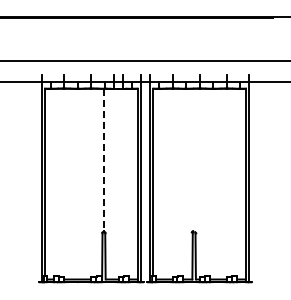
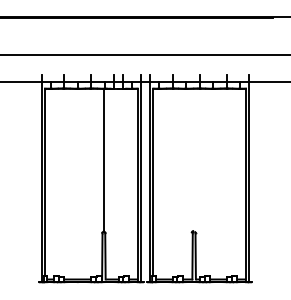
line position: (144, 61) -> (144, 55) (144, 55)
line: dashed -> solid (103, 159)
